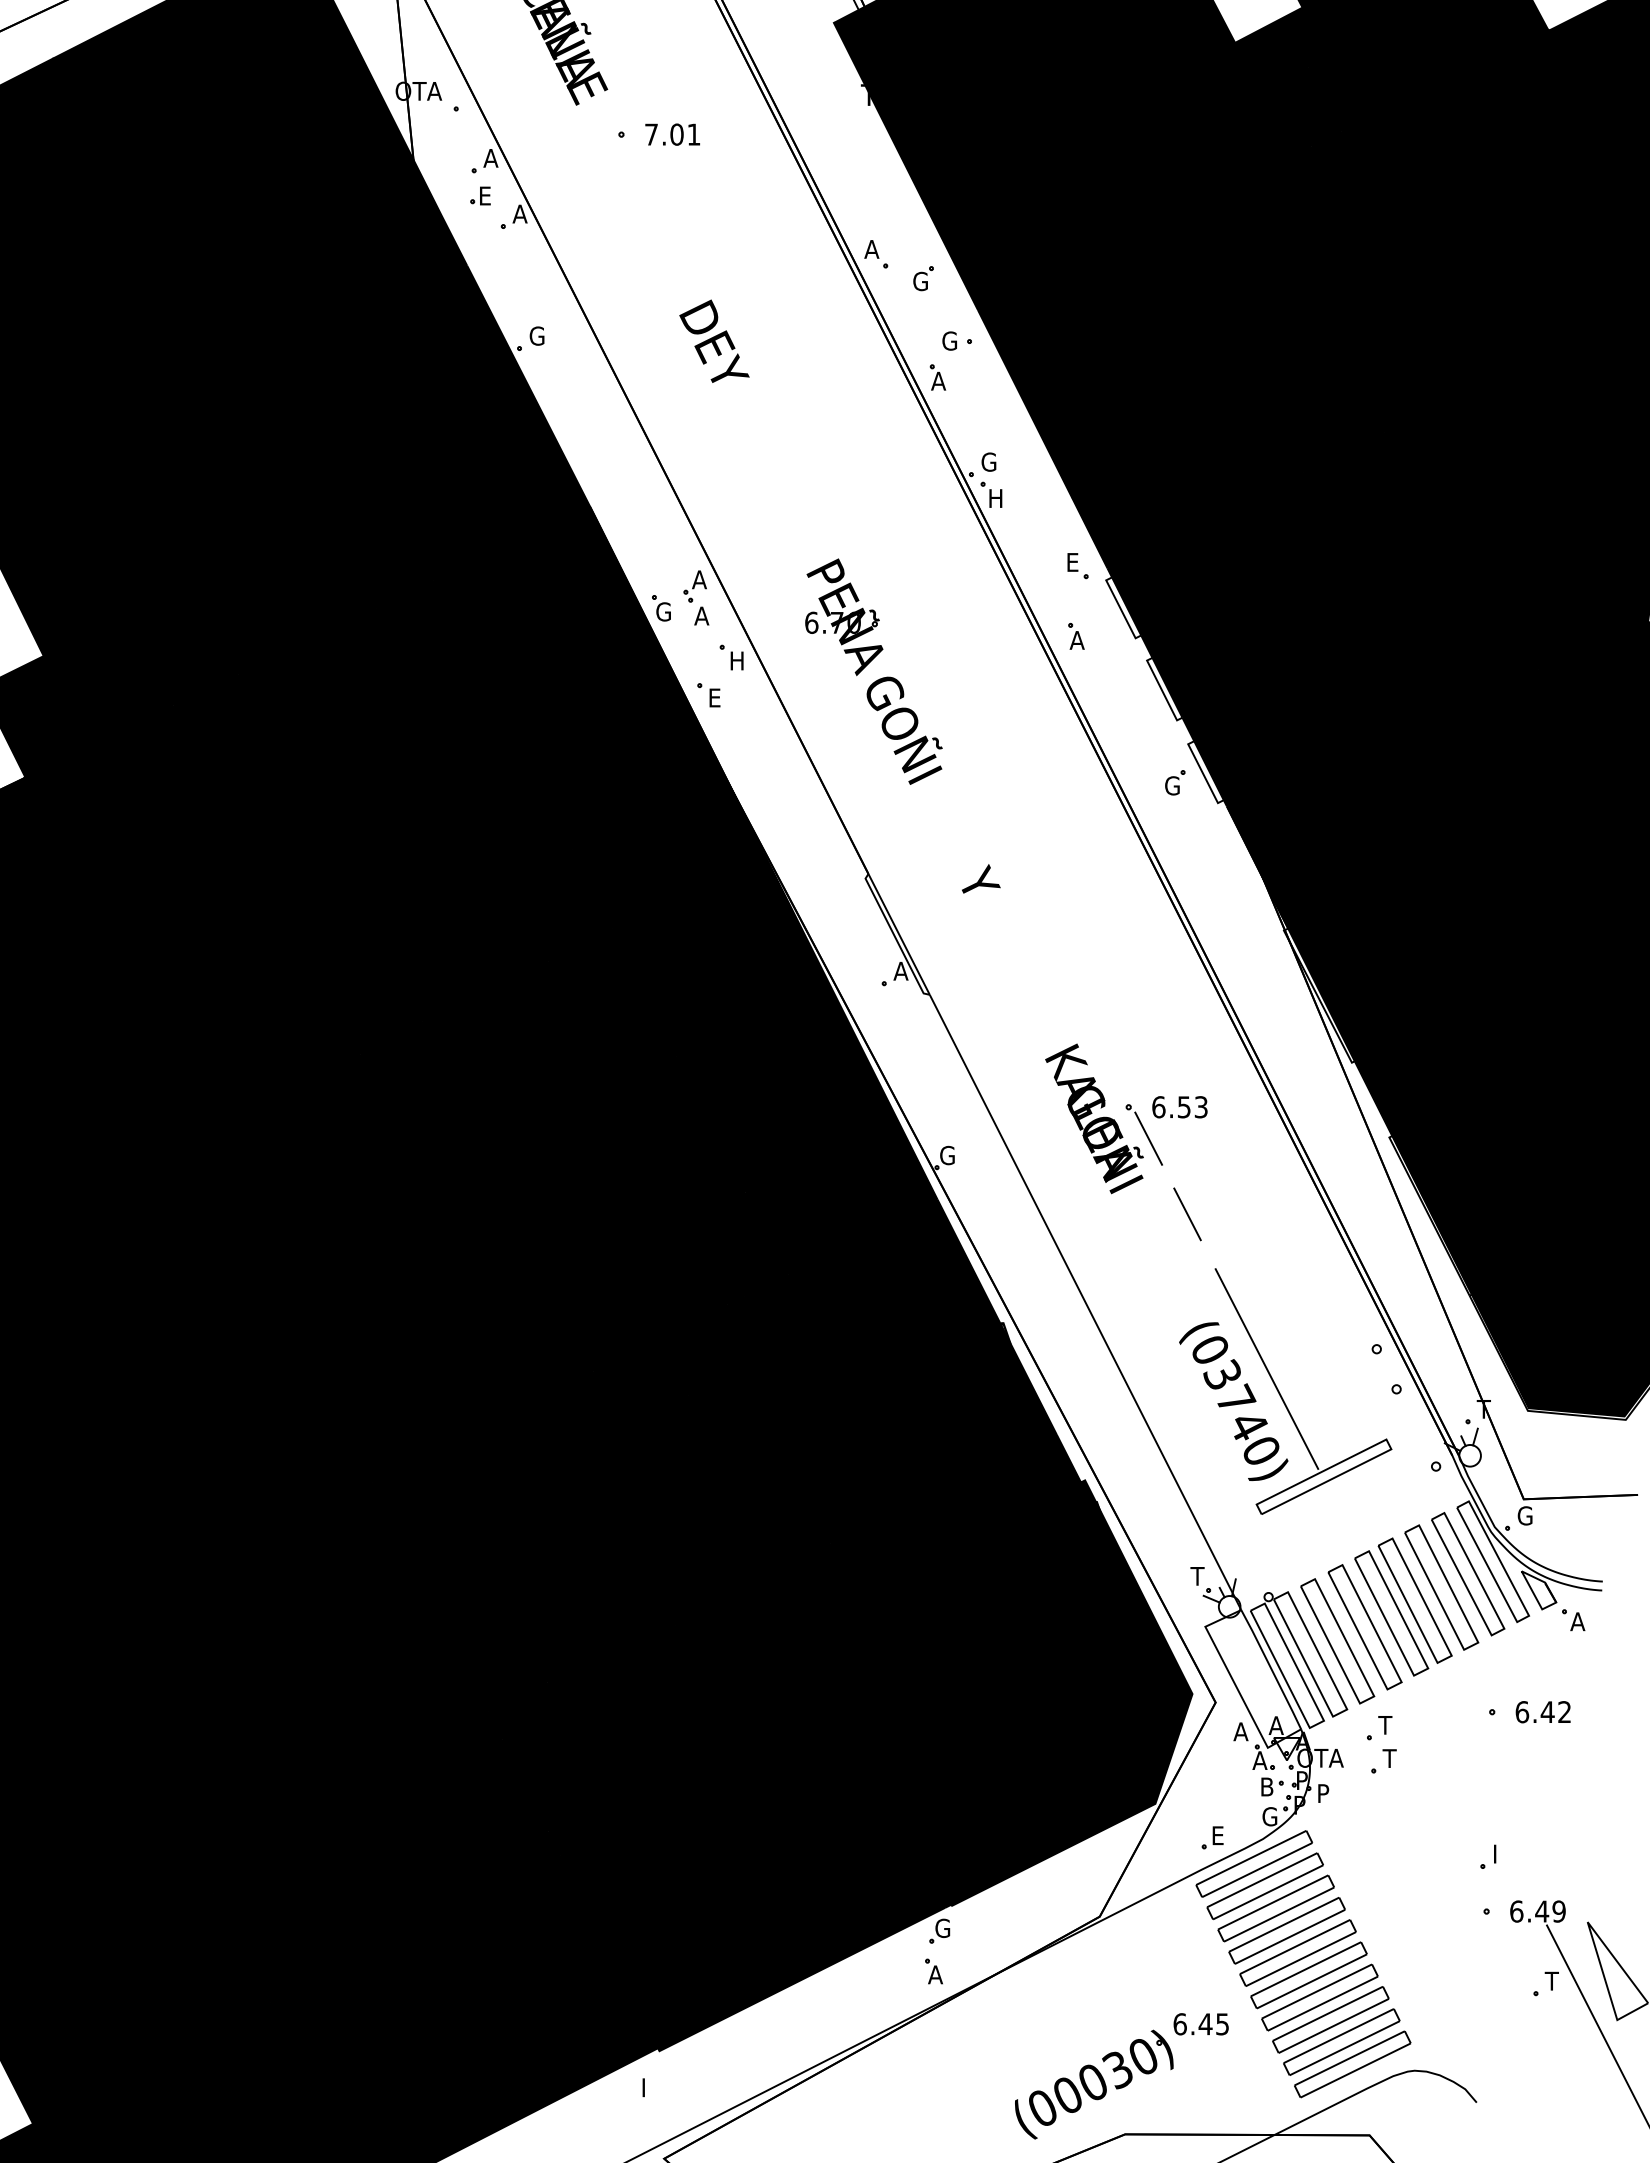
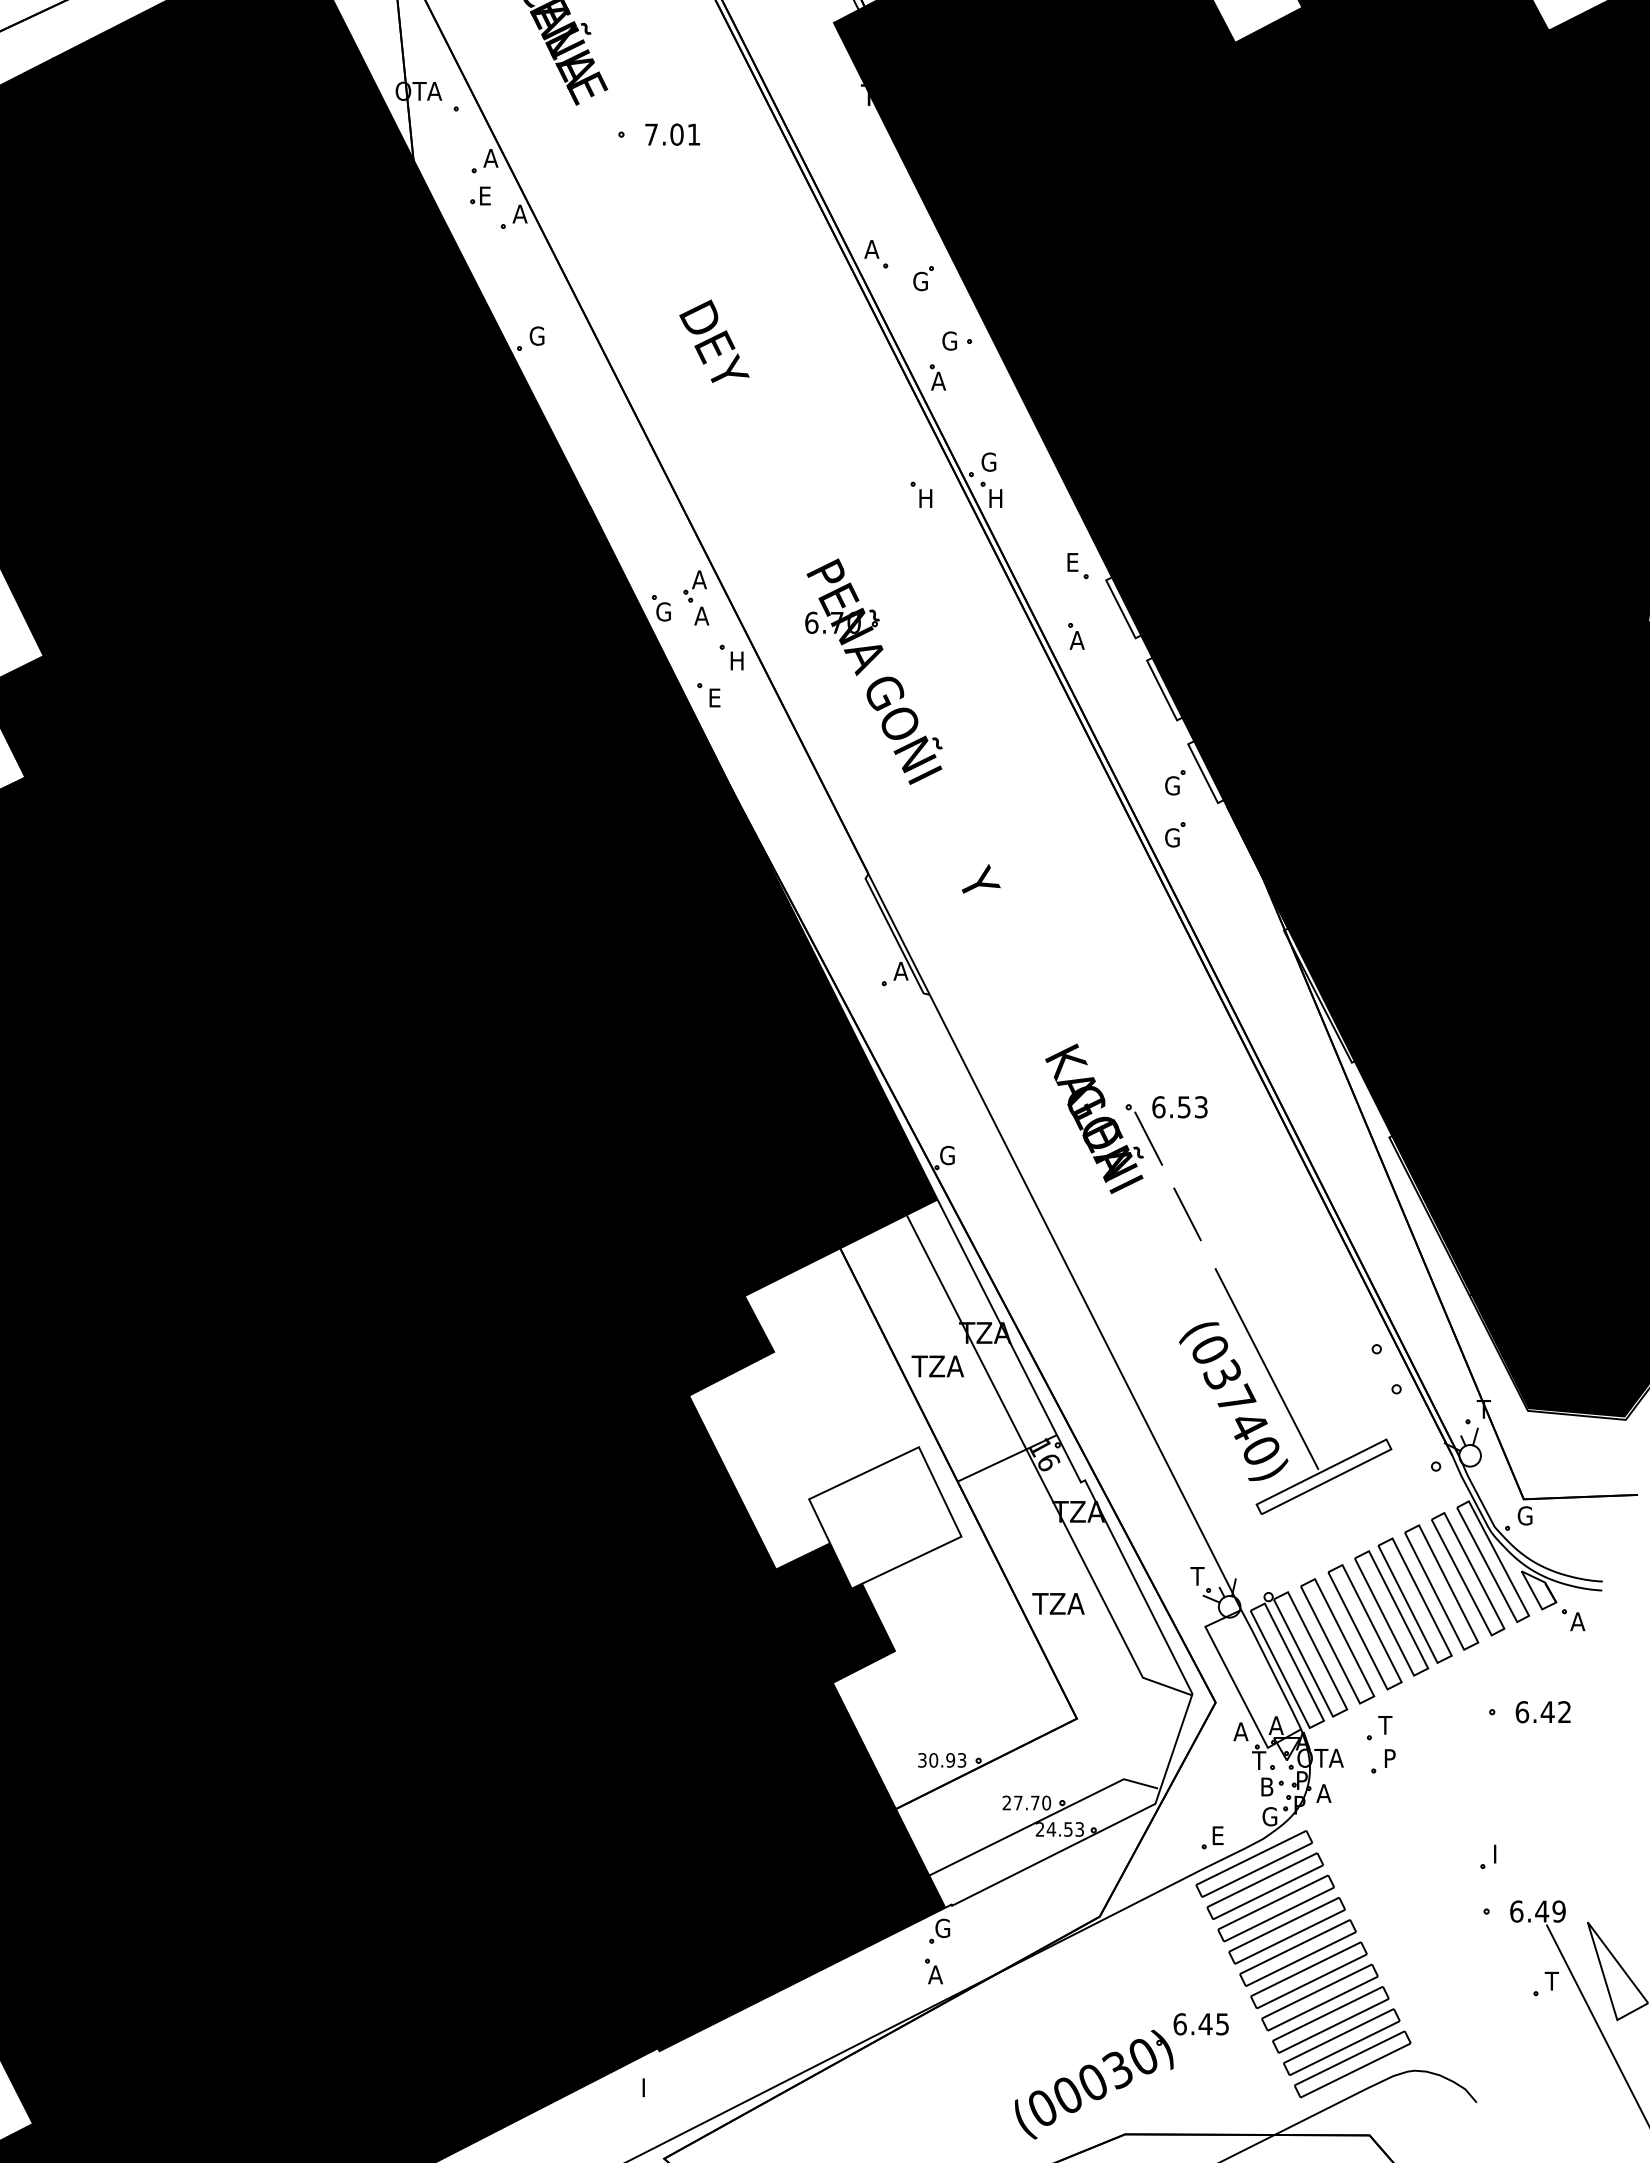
part: none -> present (921, 494)
part: none -> present (1175, 834)
fill: present -> none (940, 1553)
text: T -> P (1389, 1758)
text: A -> T (1259, 1760)
text: P -> A (1323, 1793)
